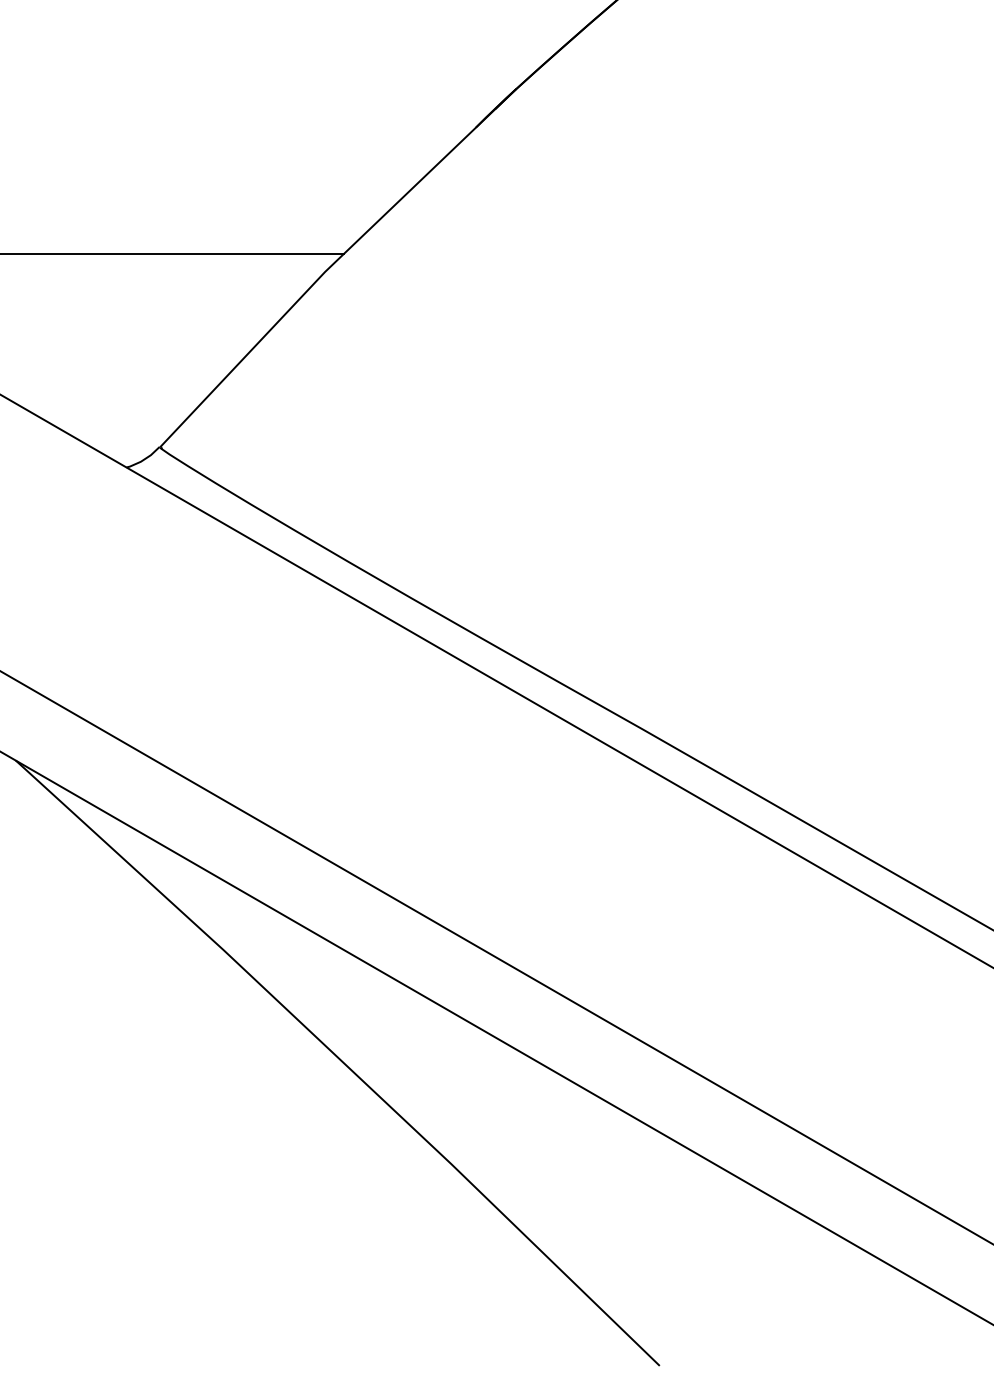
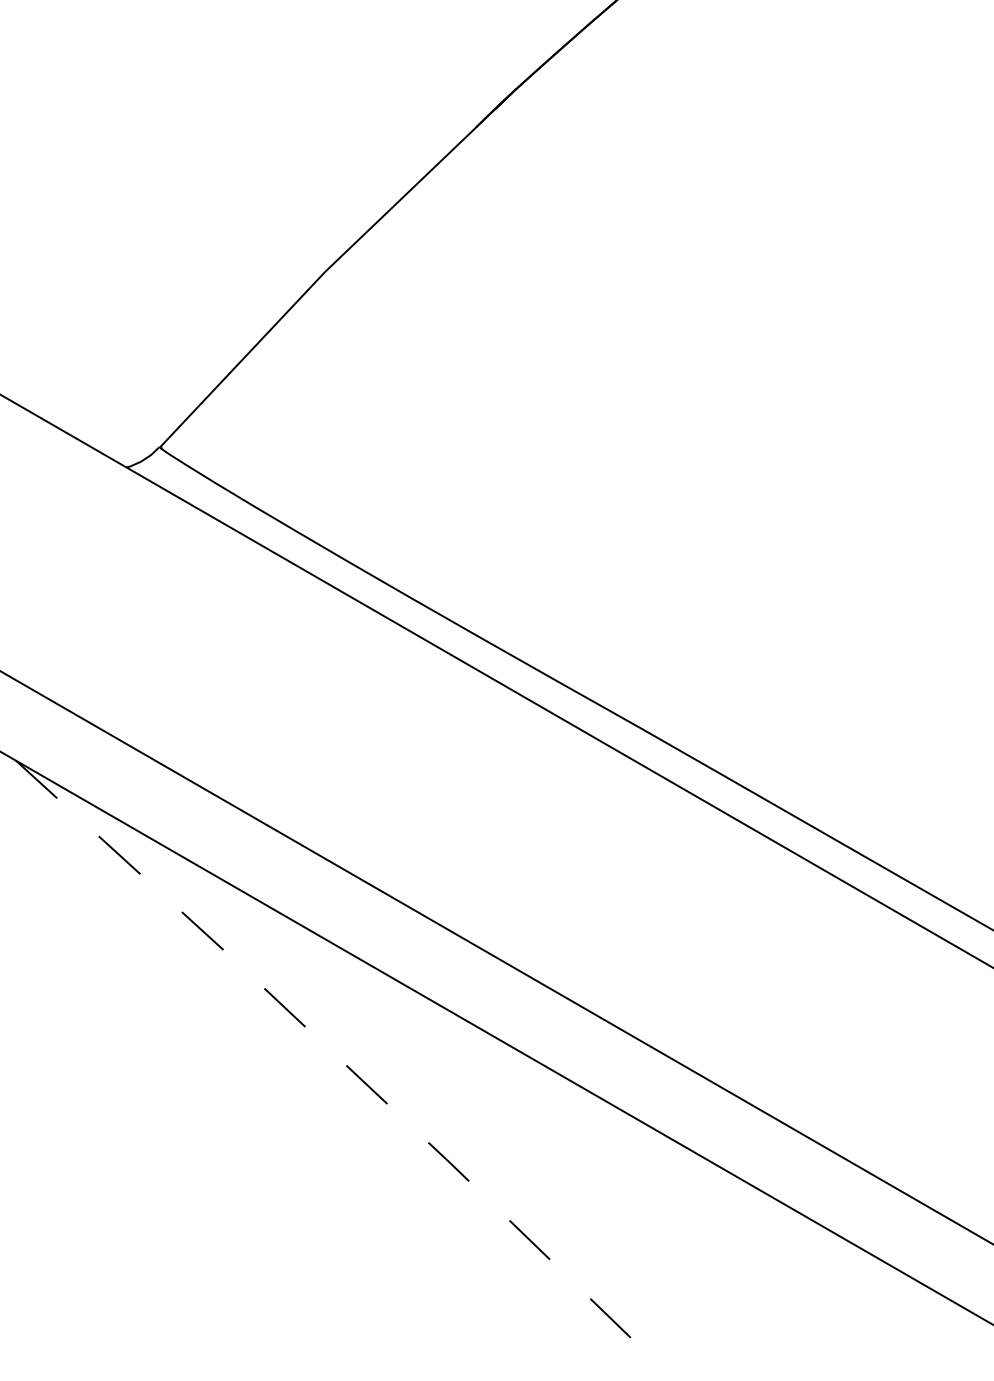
line: present -> none (173, 253)
line: solid -> dashed (340, 1060)
